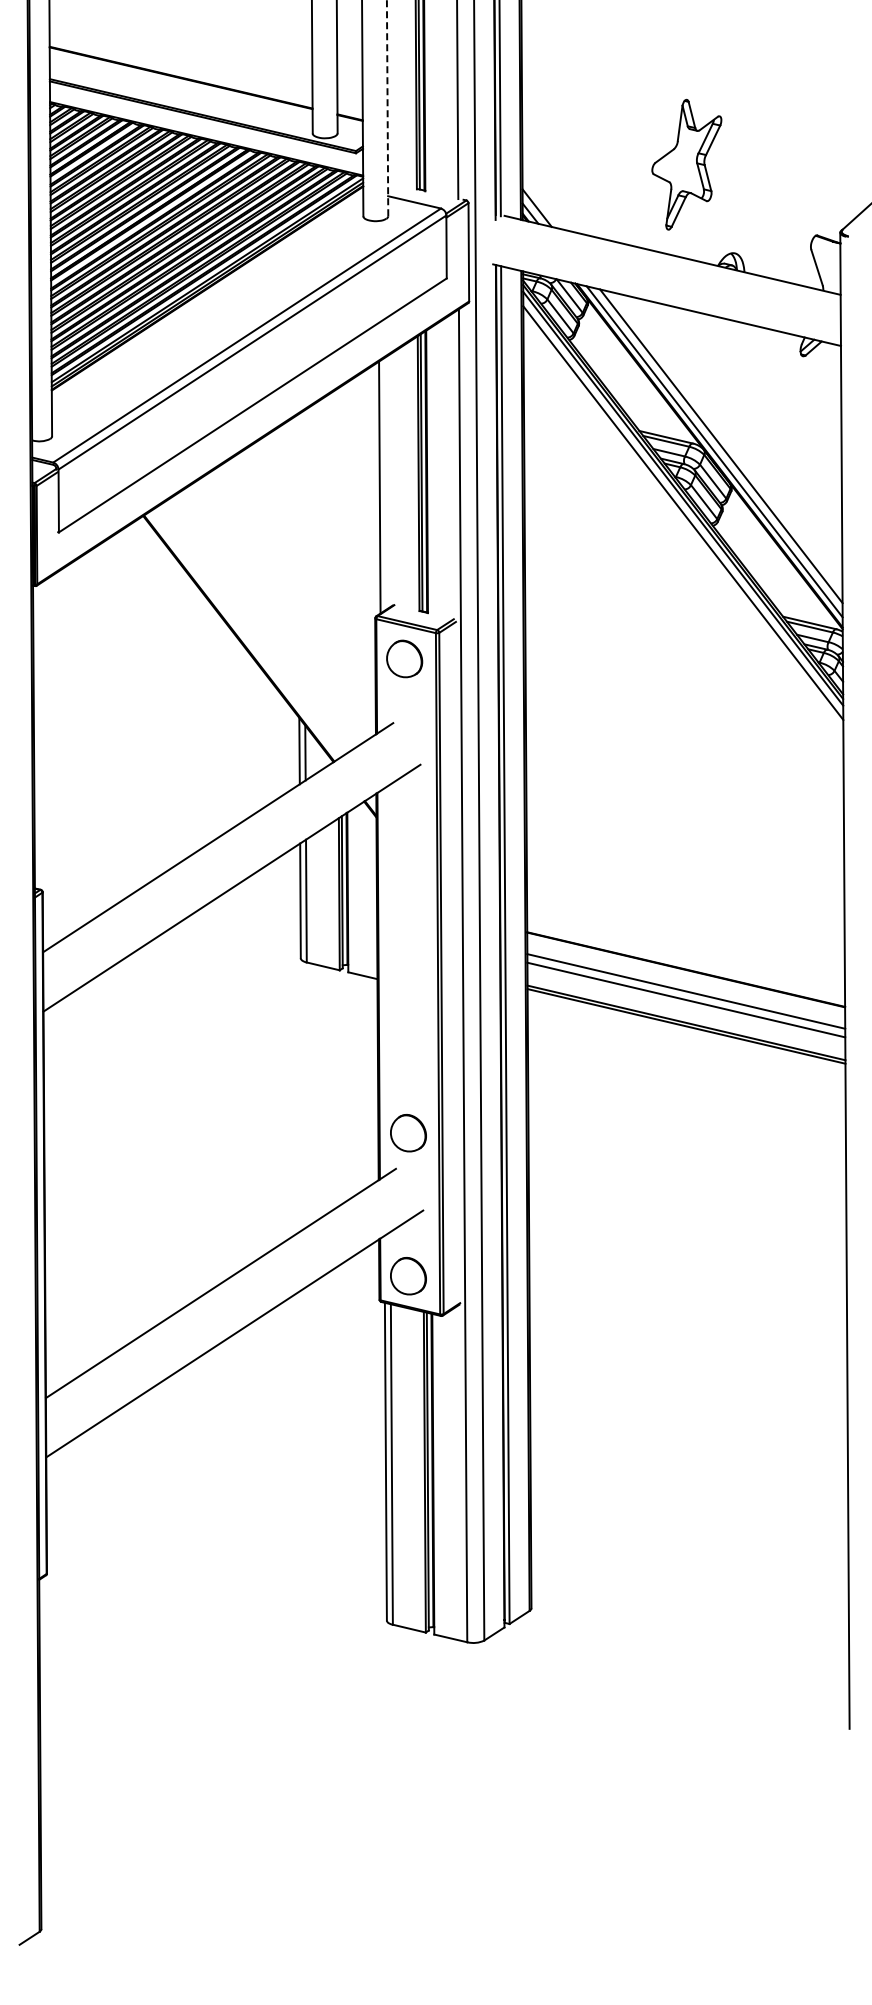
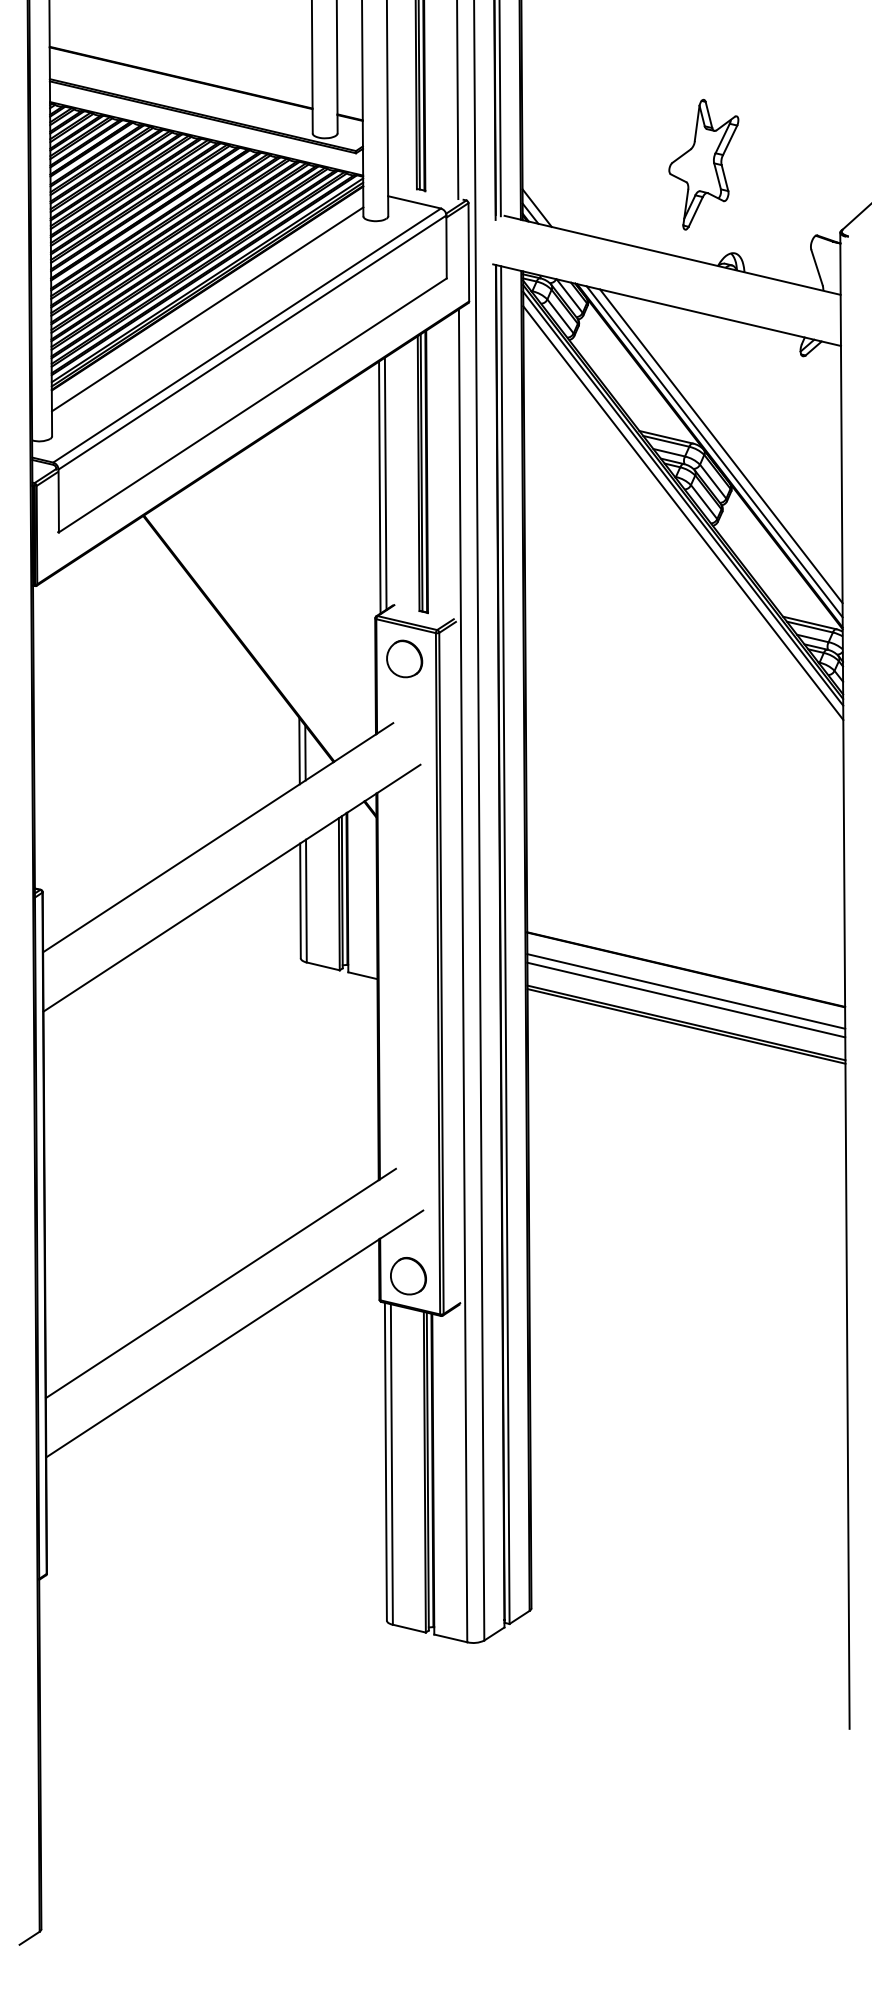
line: dashed -> solid (387, 108)
part position: (686, 164) -> (703, 164) (703, 164)
line: none -> present (207, 309)
line: none -> present (385, 483)
part: present -> none (408, 1133)
